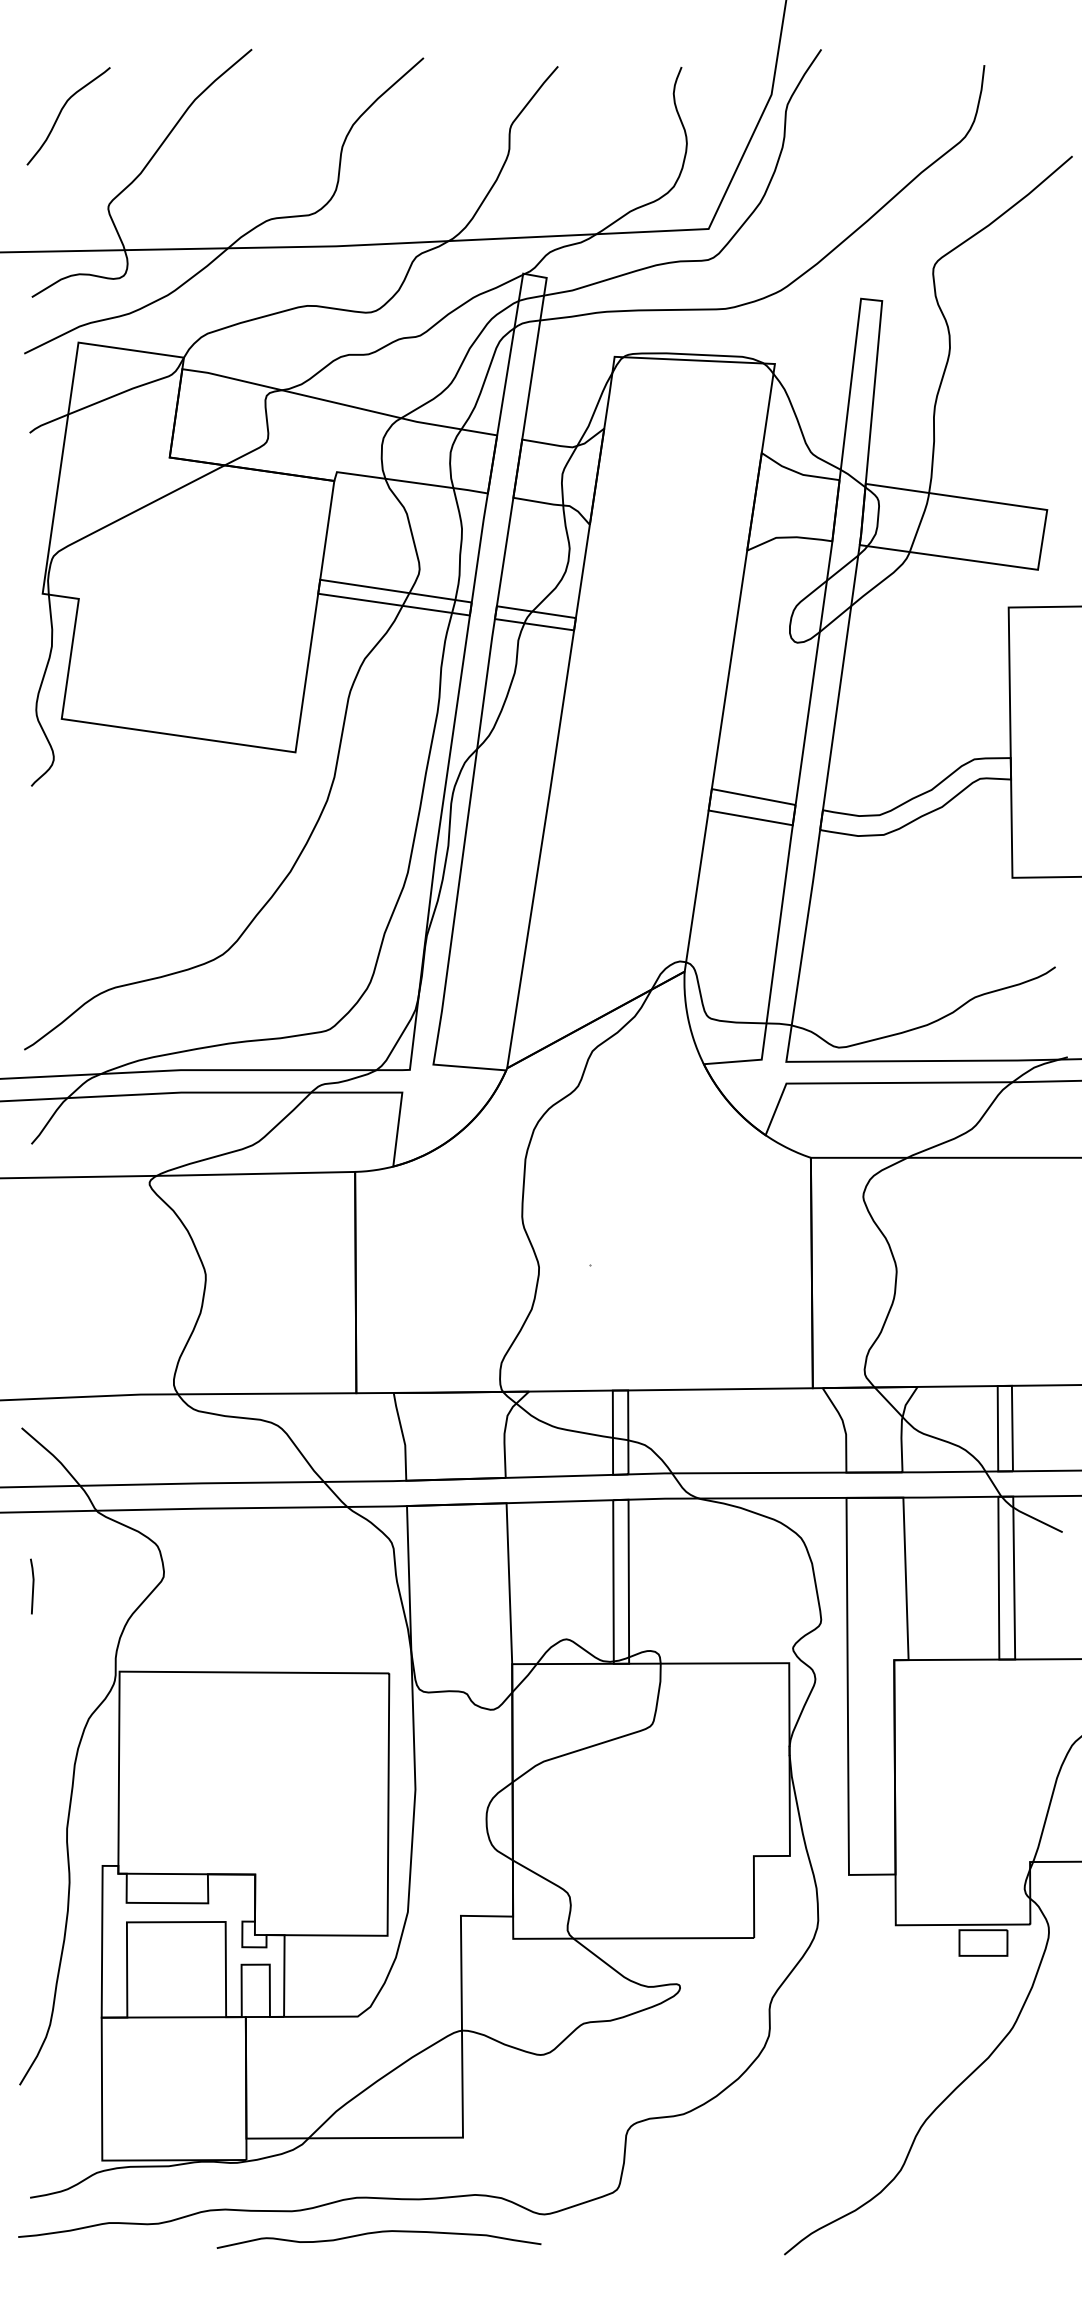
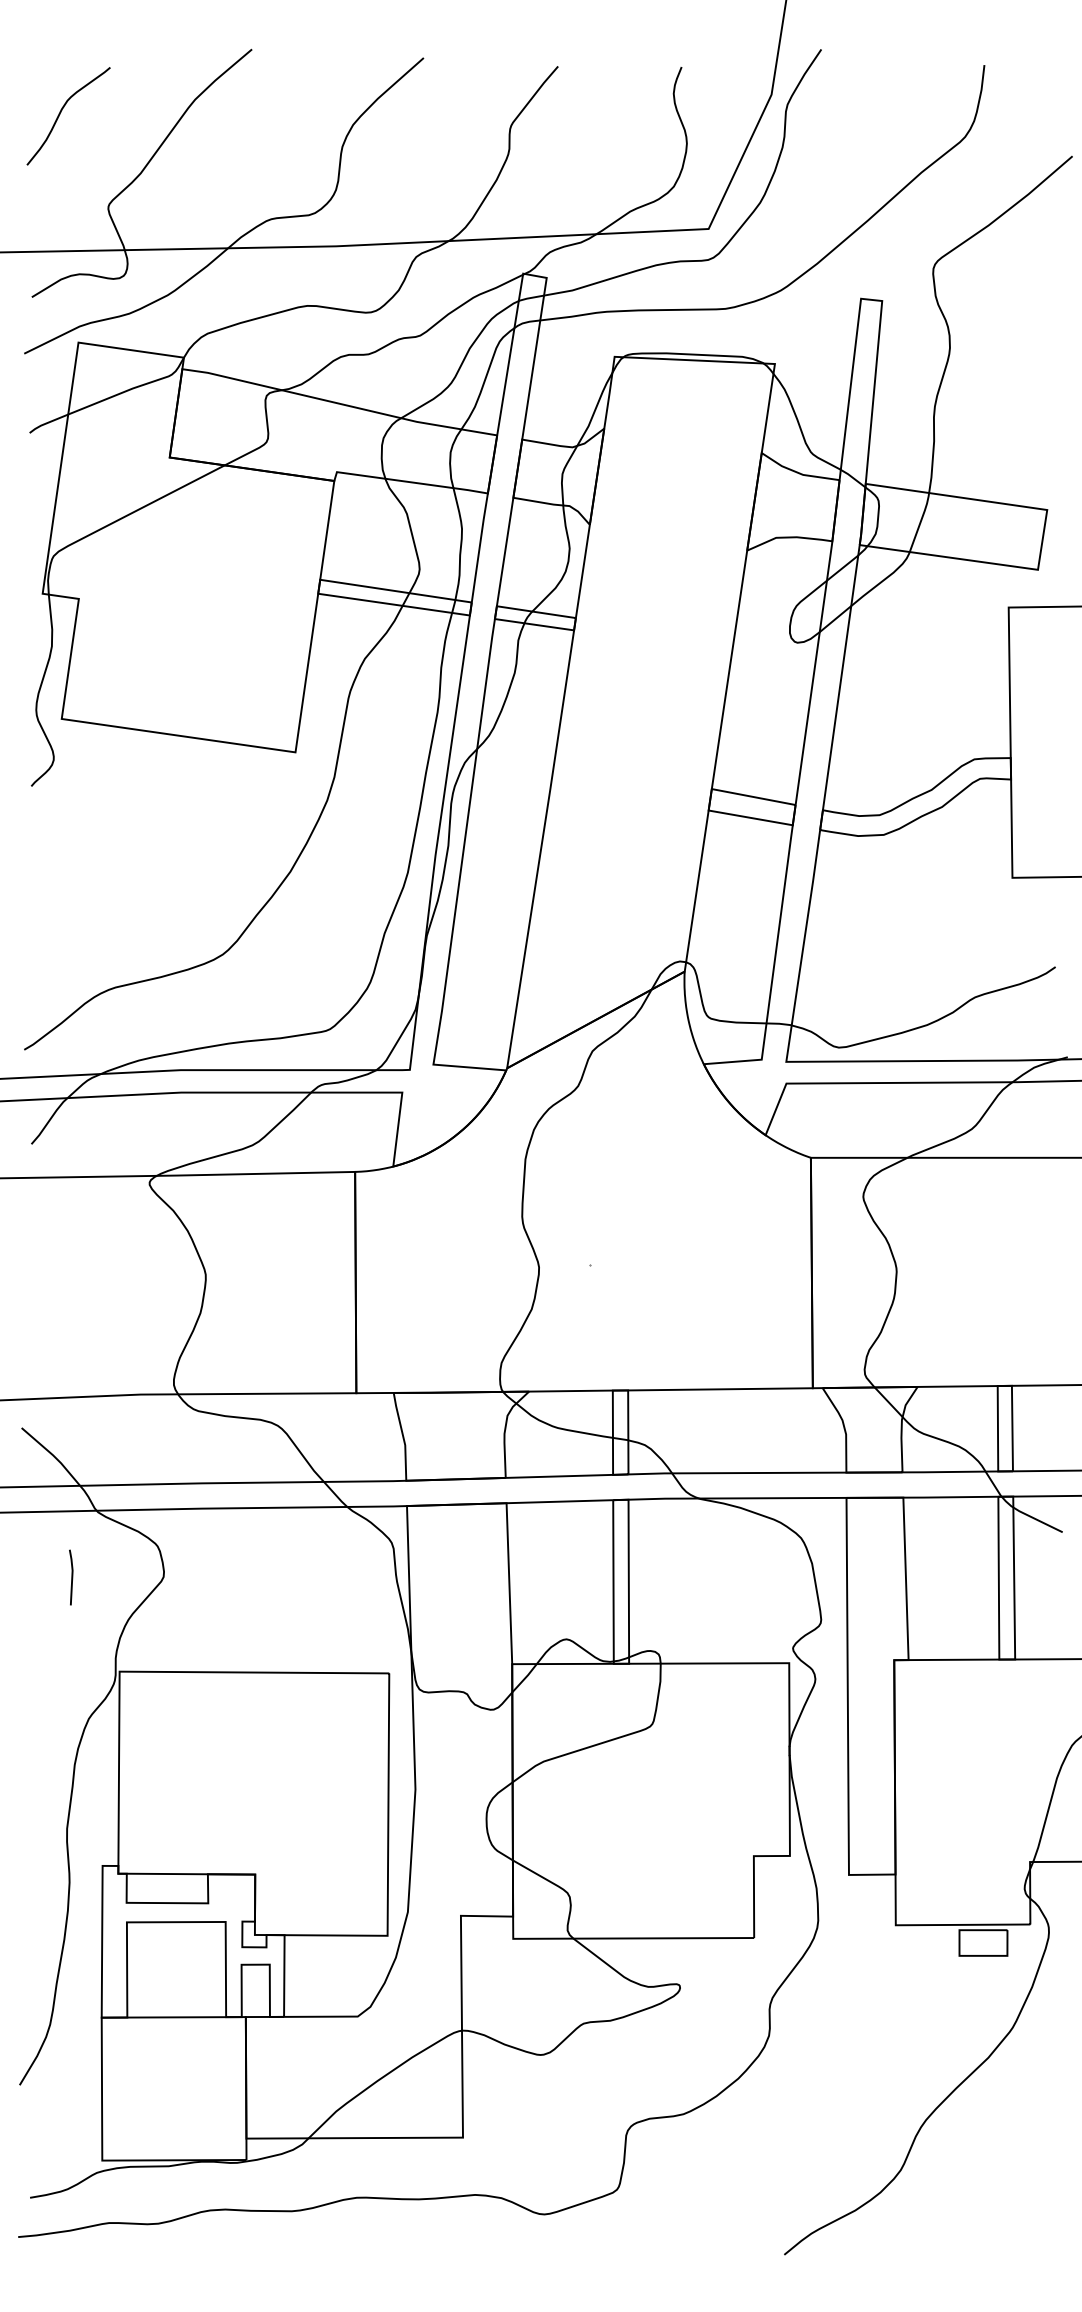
line position: (32, 1586) -> (71, 1577) (71, 1577)
curve: present -> none (377, 2233)
